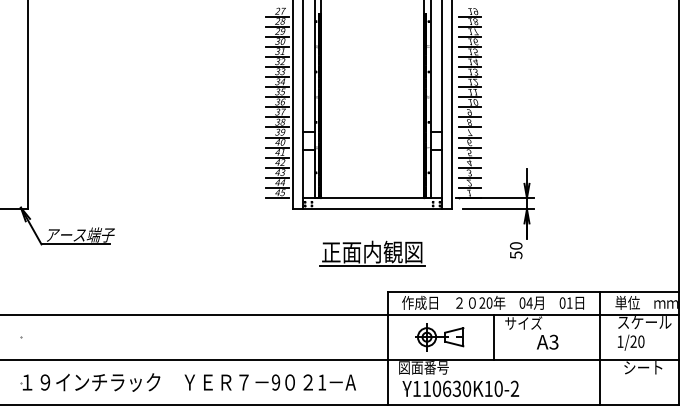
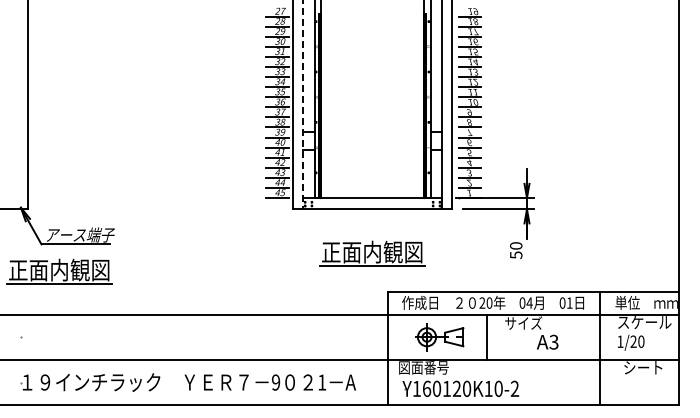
line: solid -> dashed (303, 105)
part: none -> present (59, 271)
line position: (493, 336) -> (486, 336) (486, 336)
text: Y110630K10-2 -> Y160120K10-2 (442, 388)
